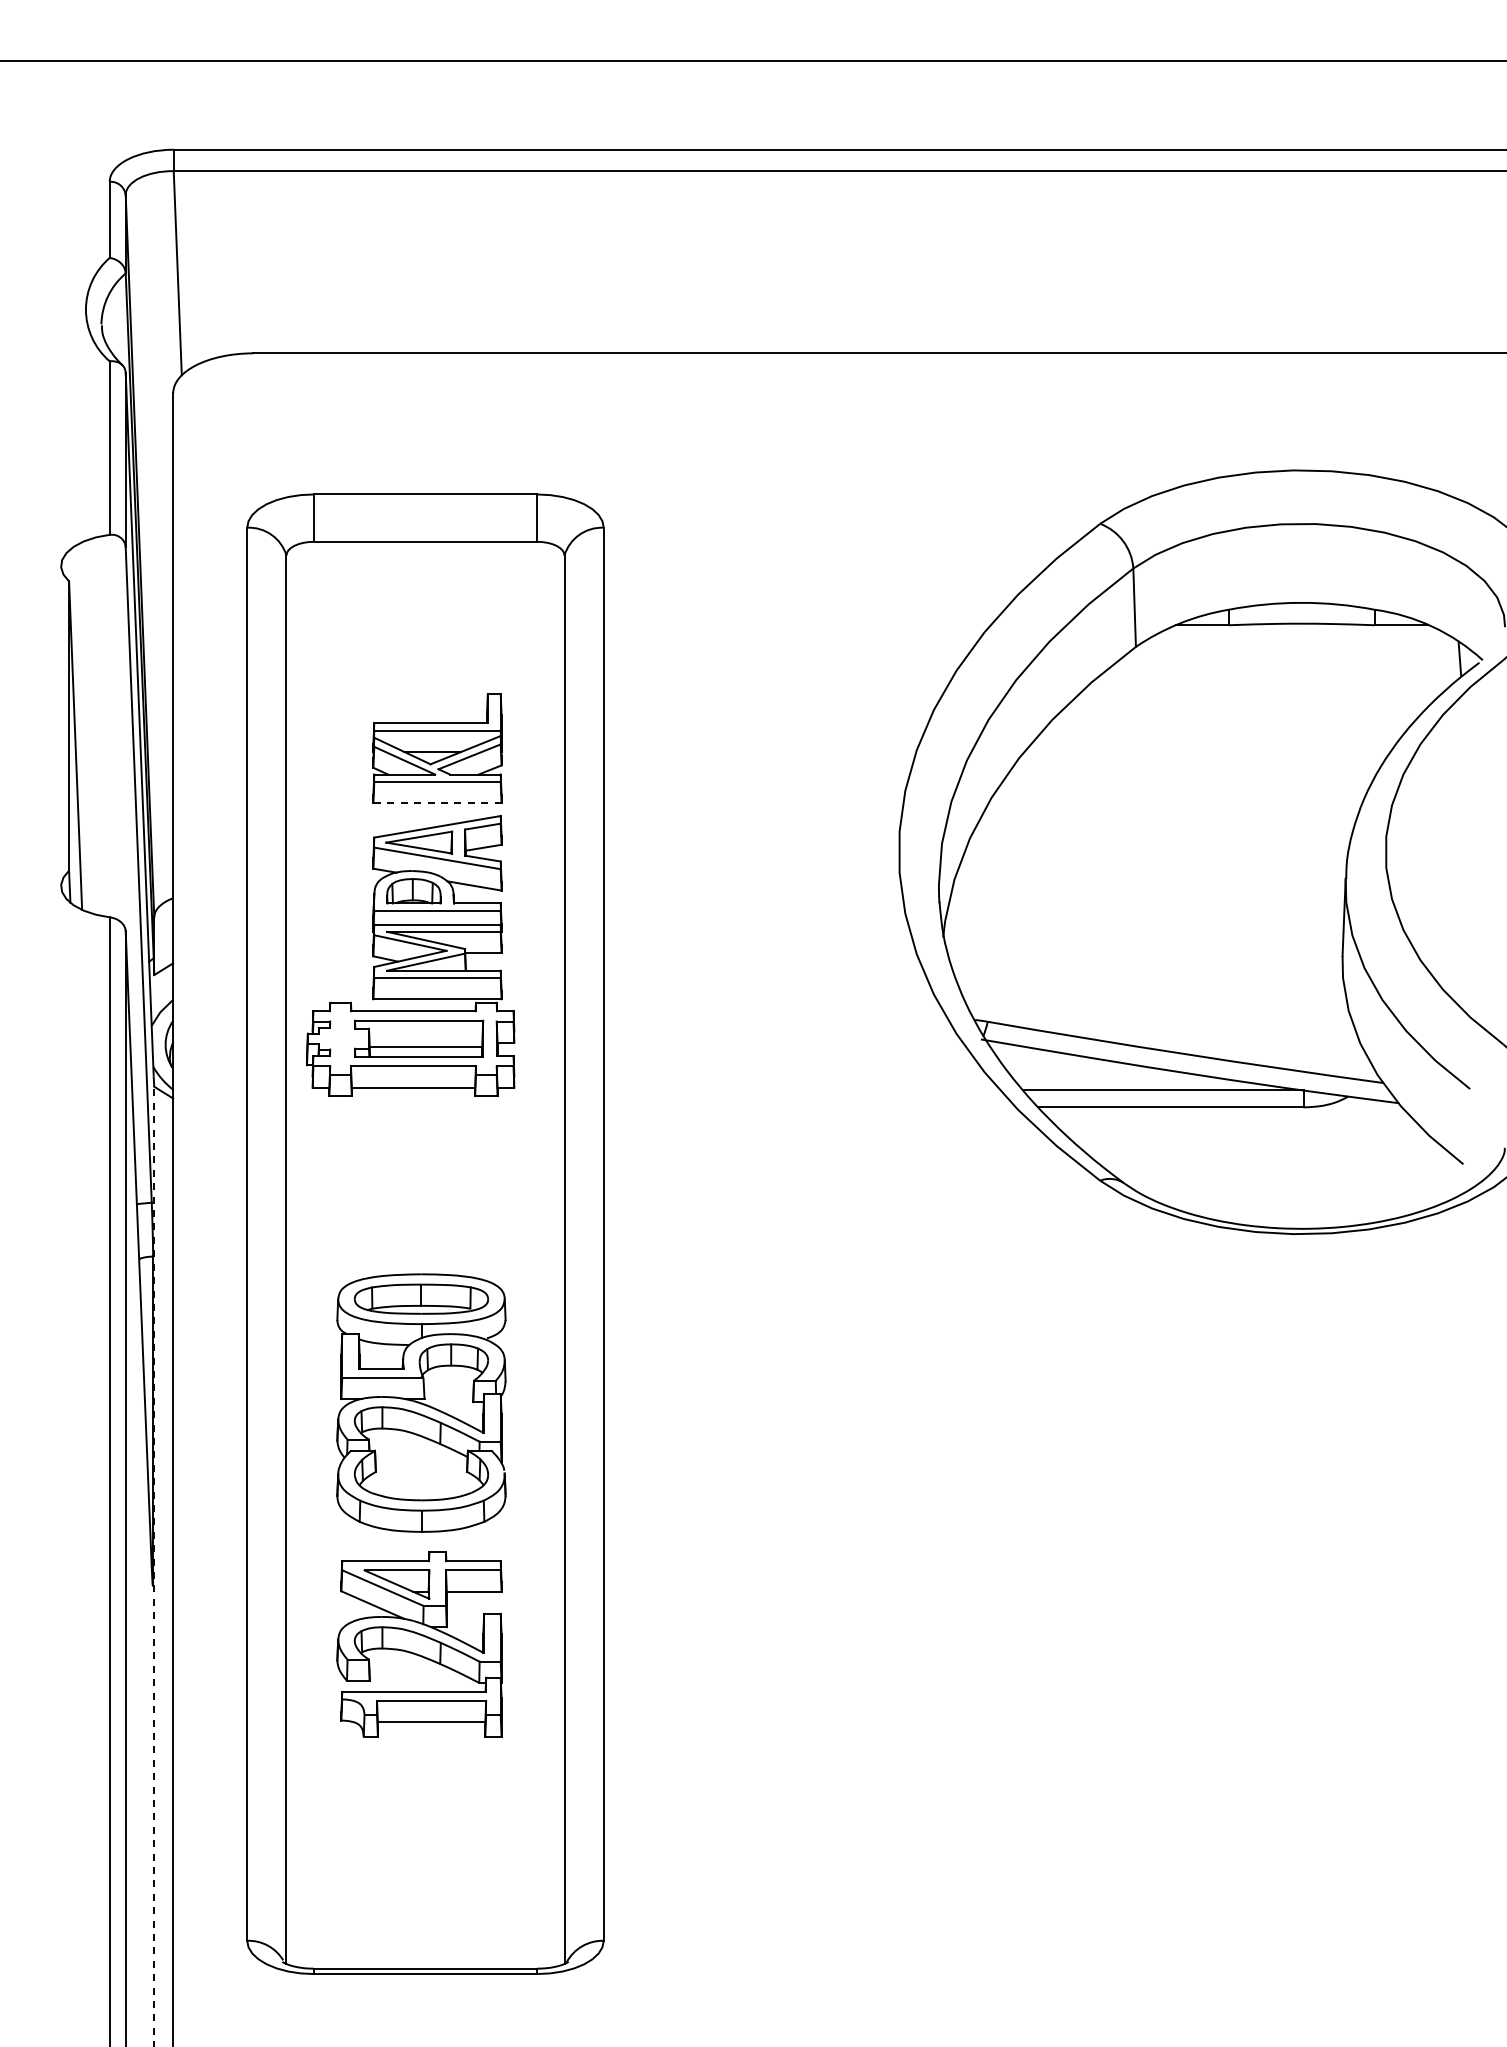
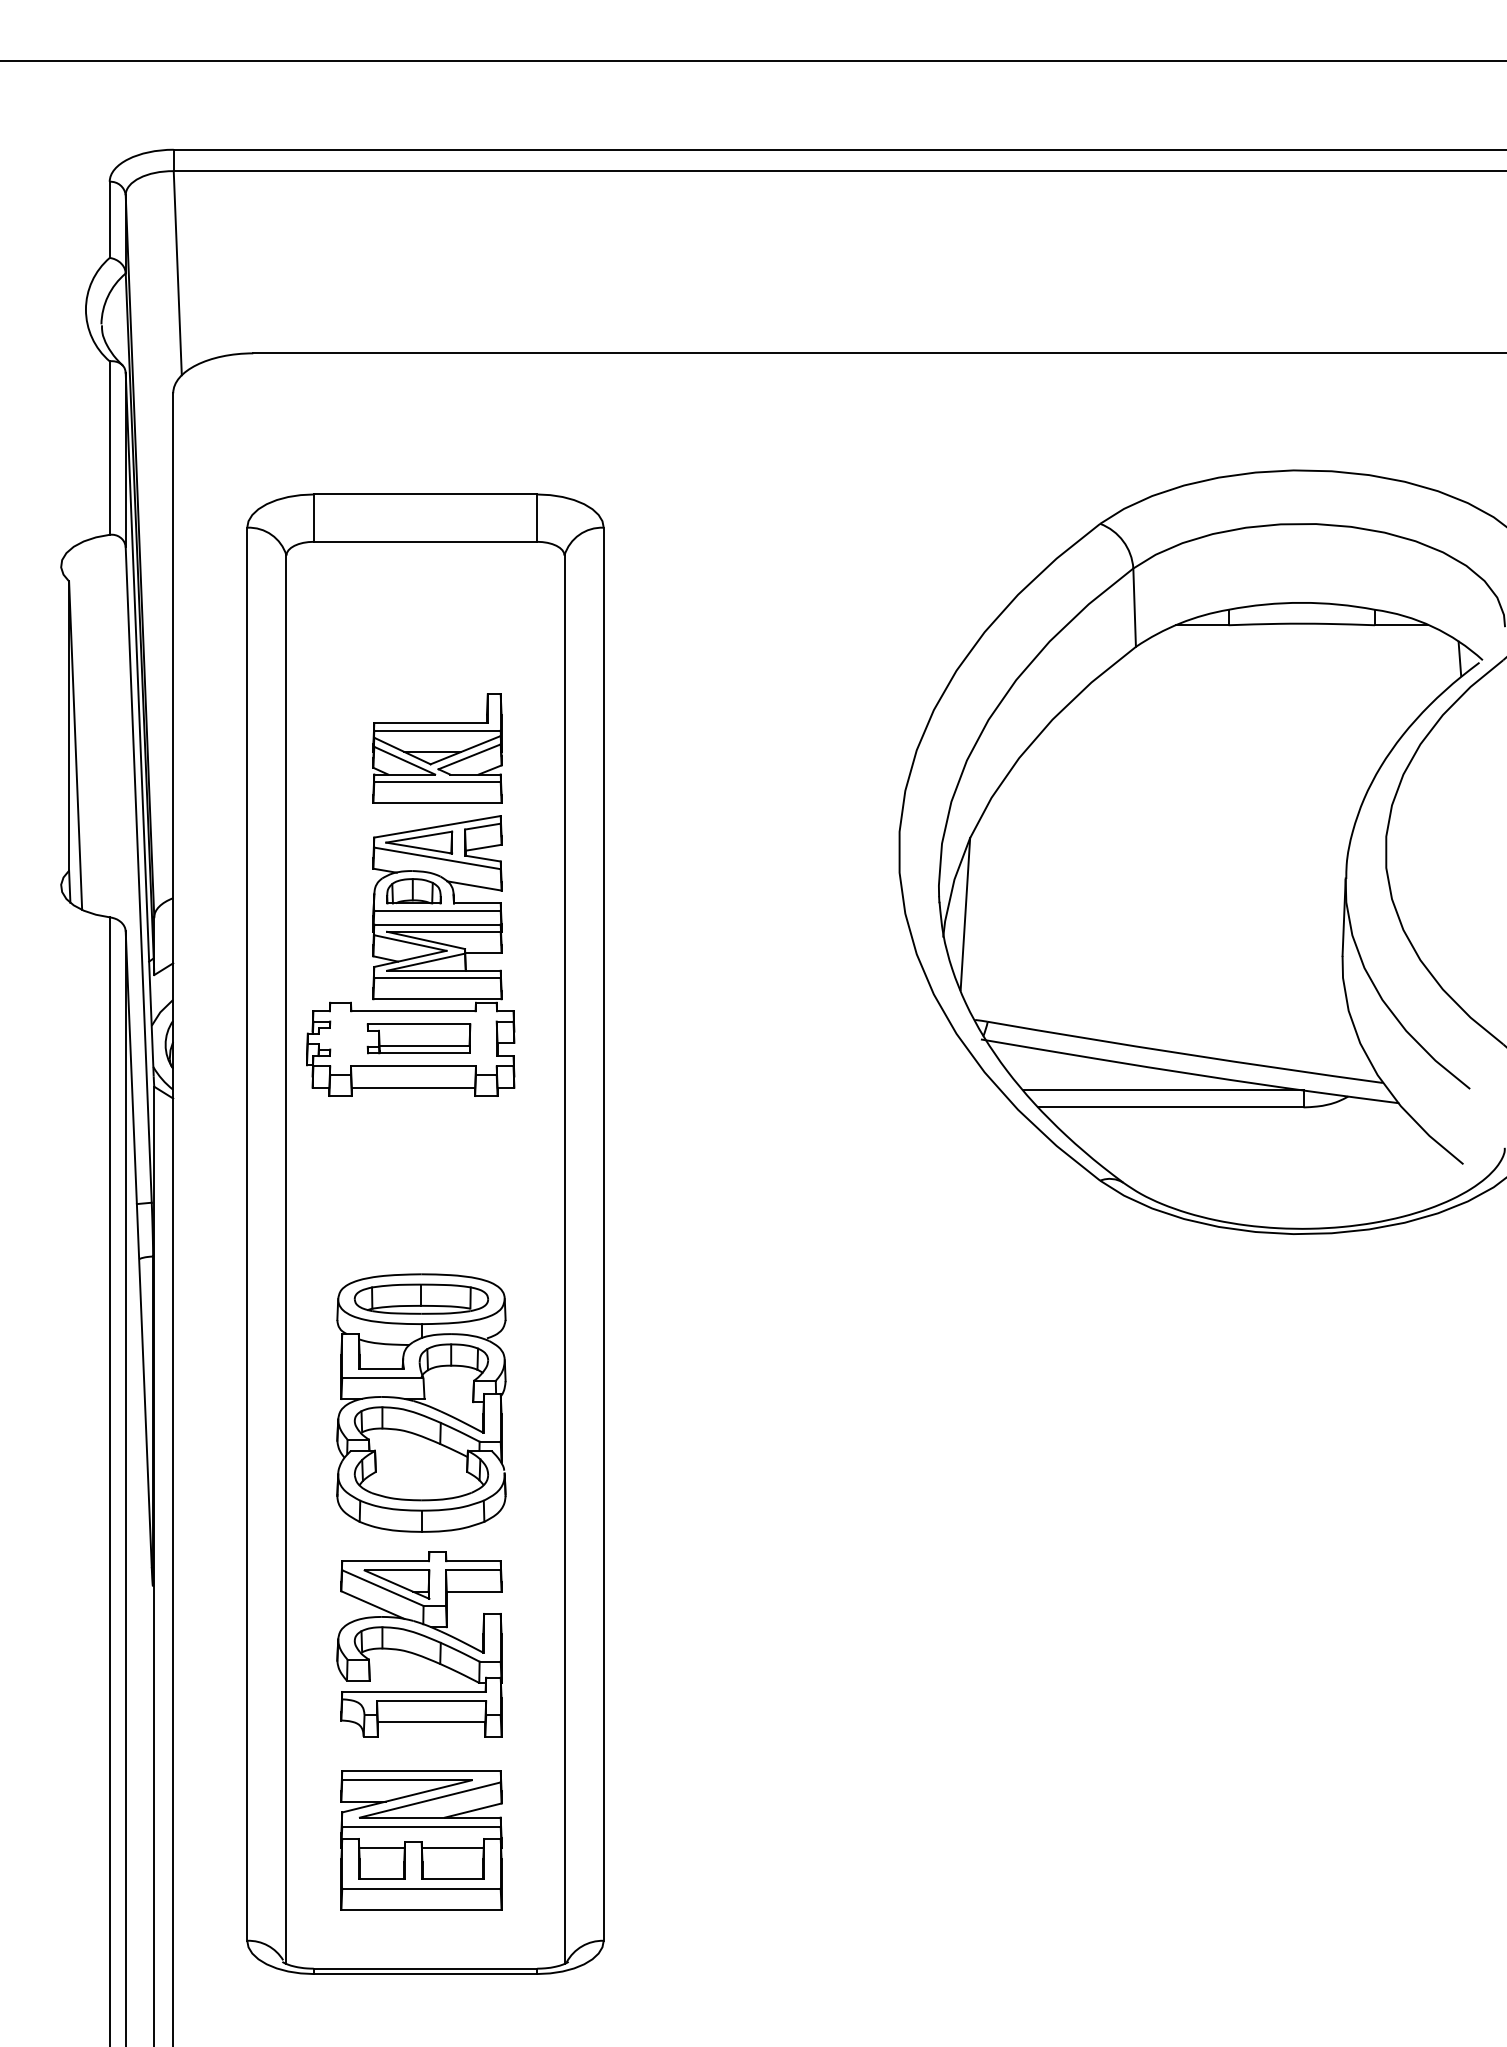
line: dashed -> solid (437, 803)
line: none -> present (965, 913)
part size: 131x39 px -> 106x32 px (418, 1038)
line: dashed -> solid (154, 1566)
part: none -> present (421, 1840)
